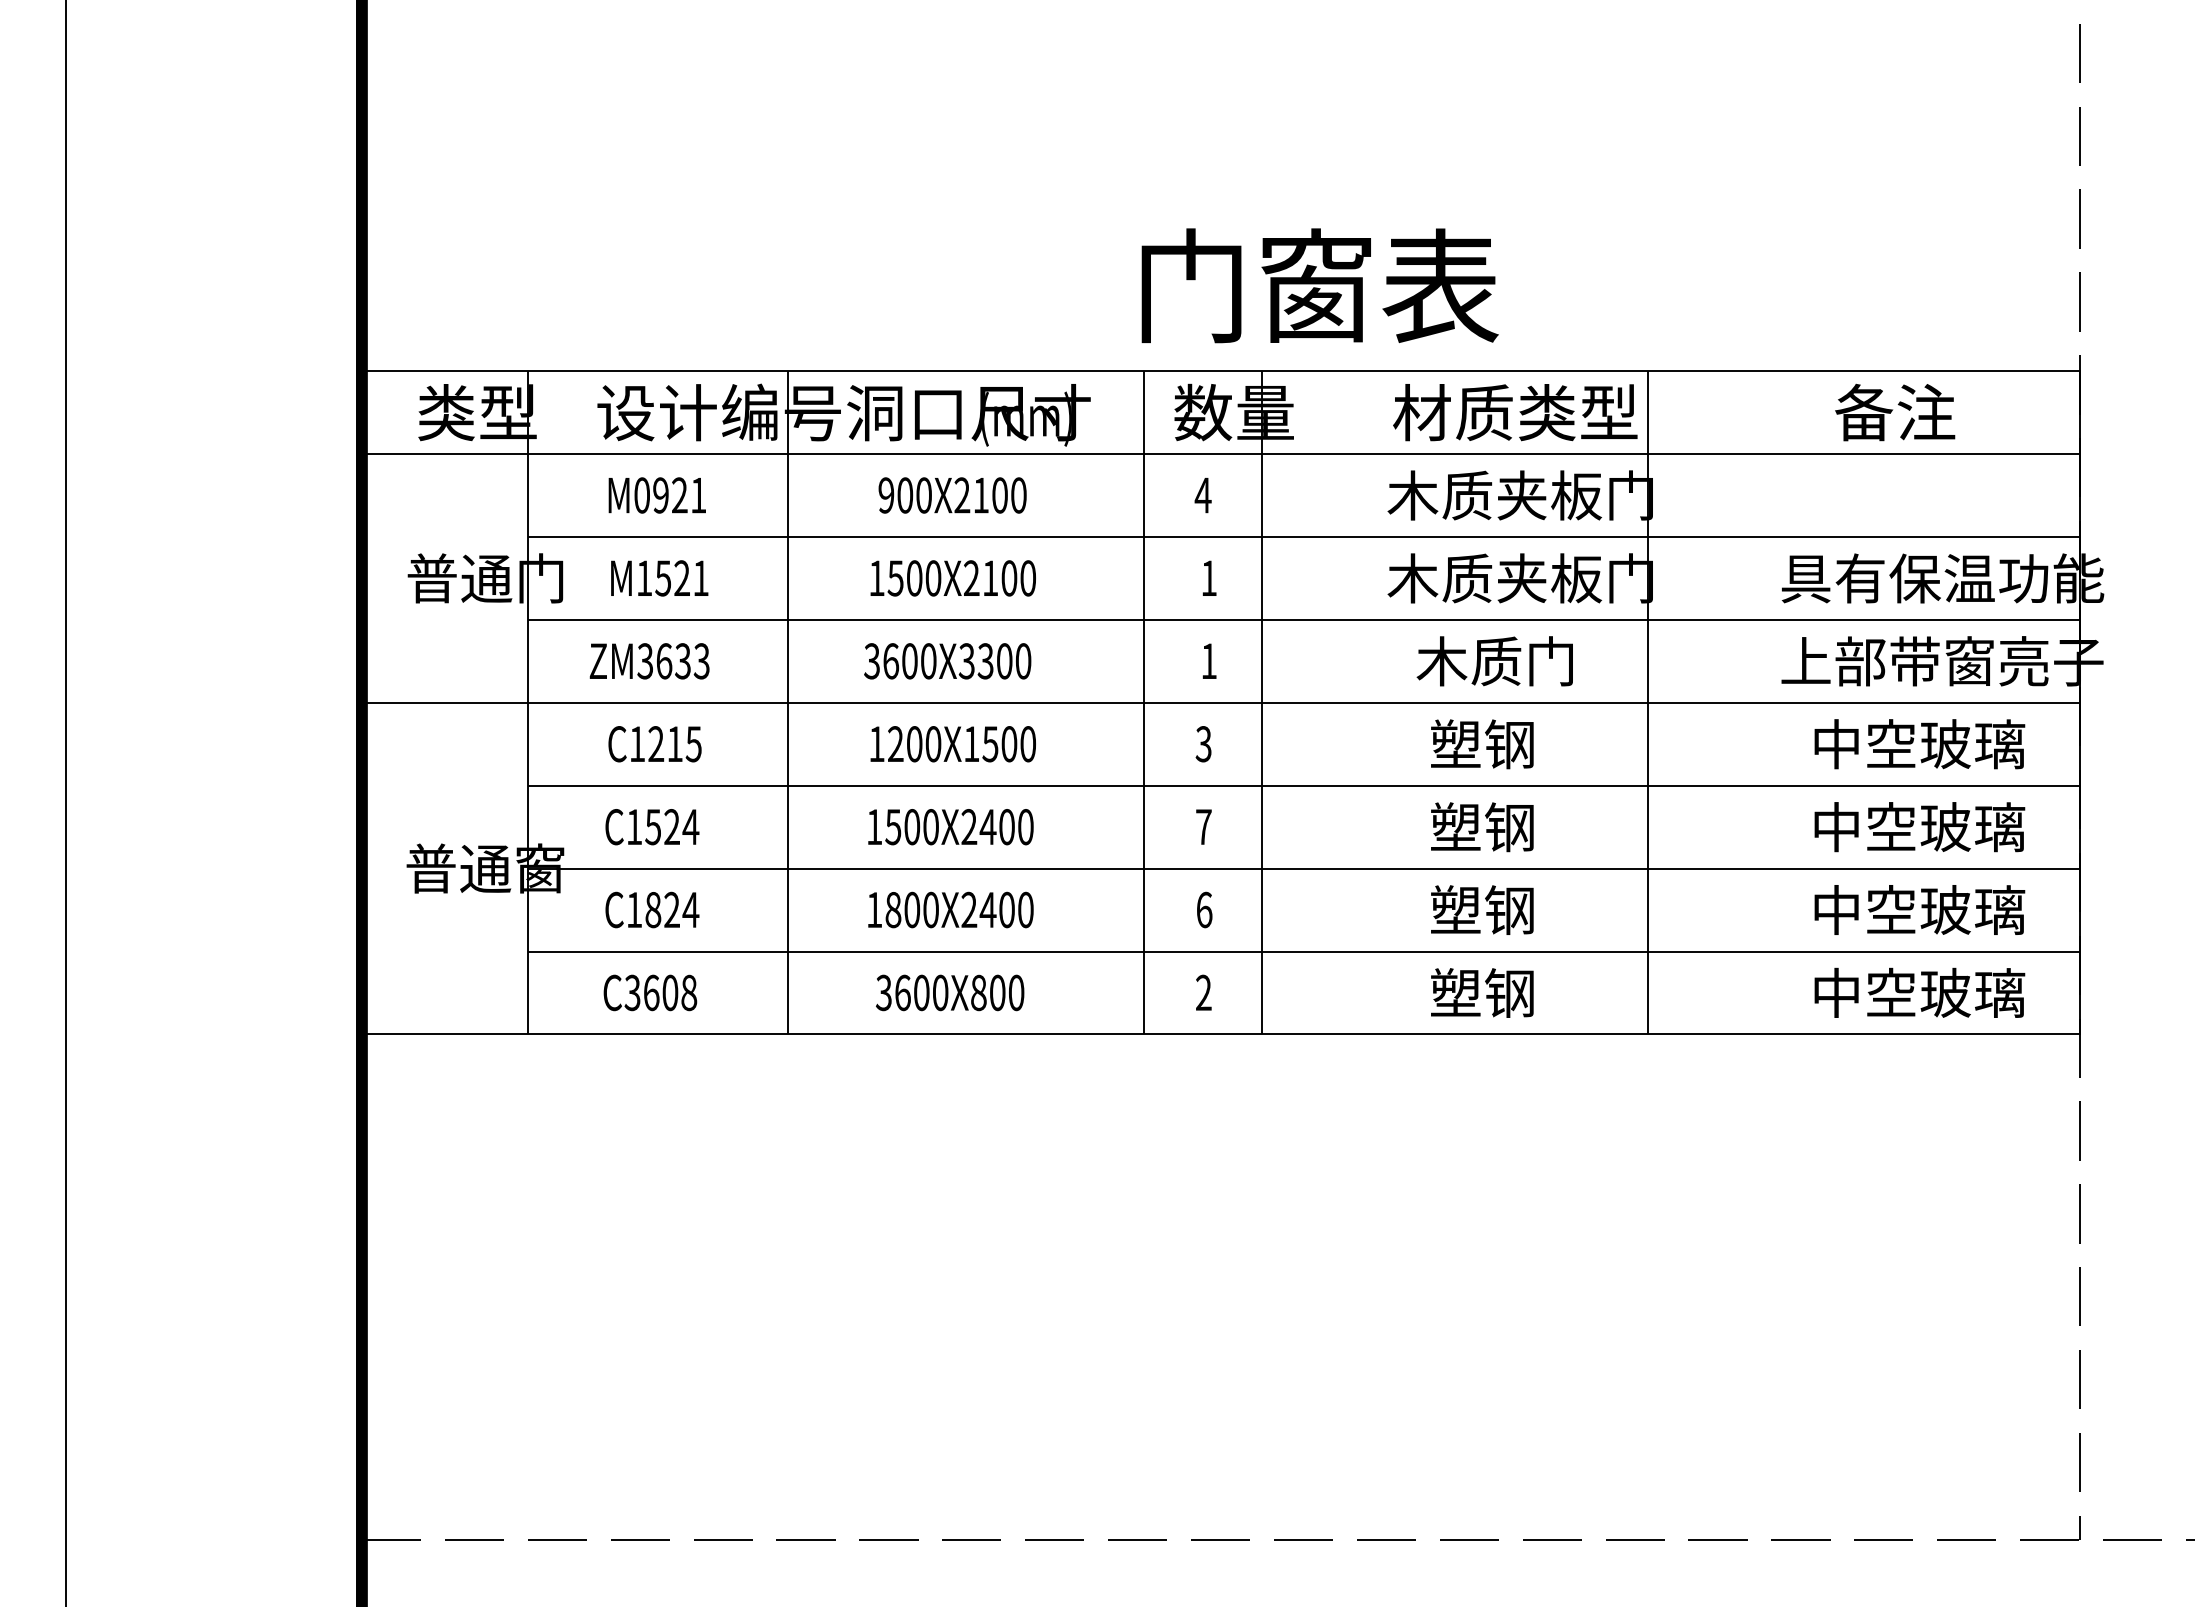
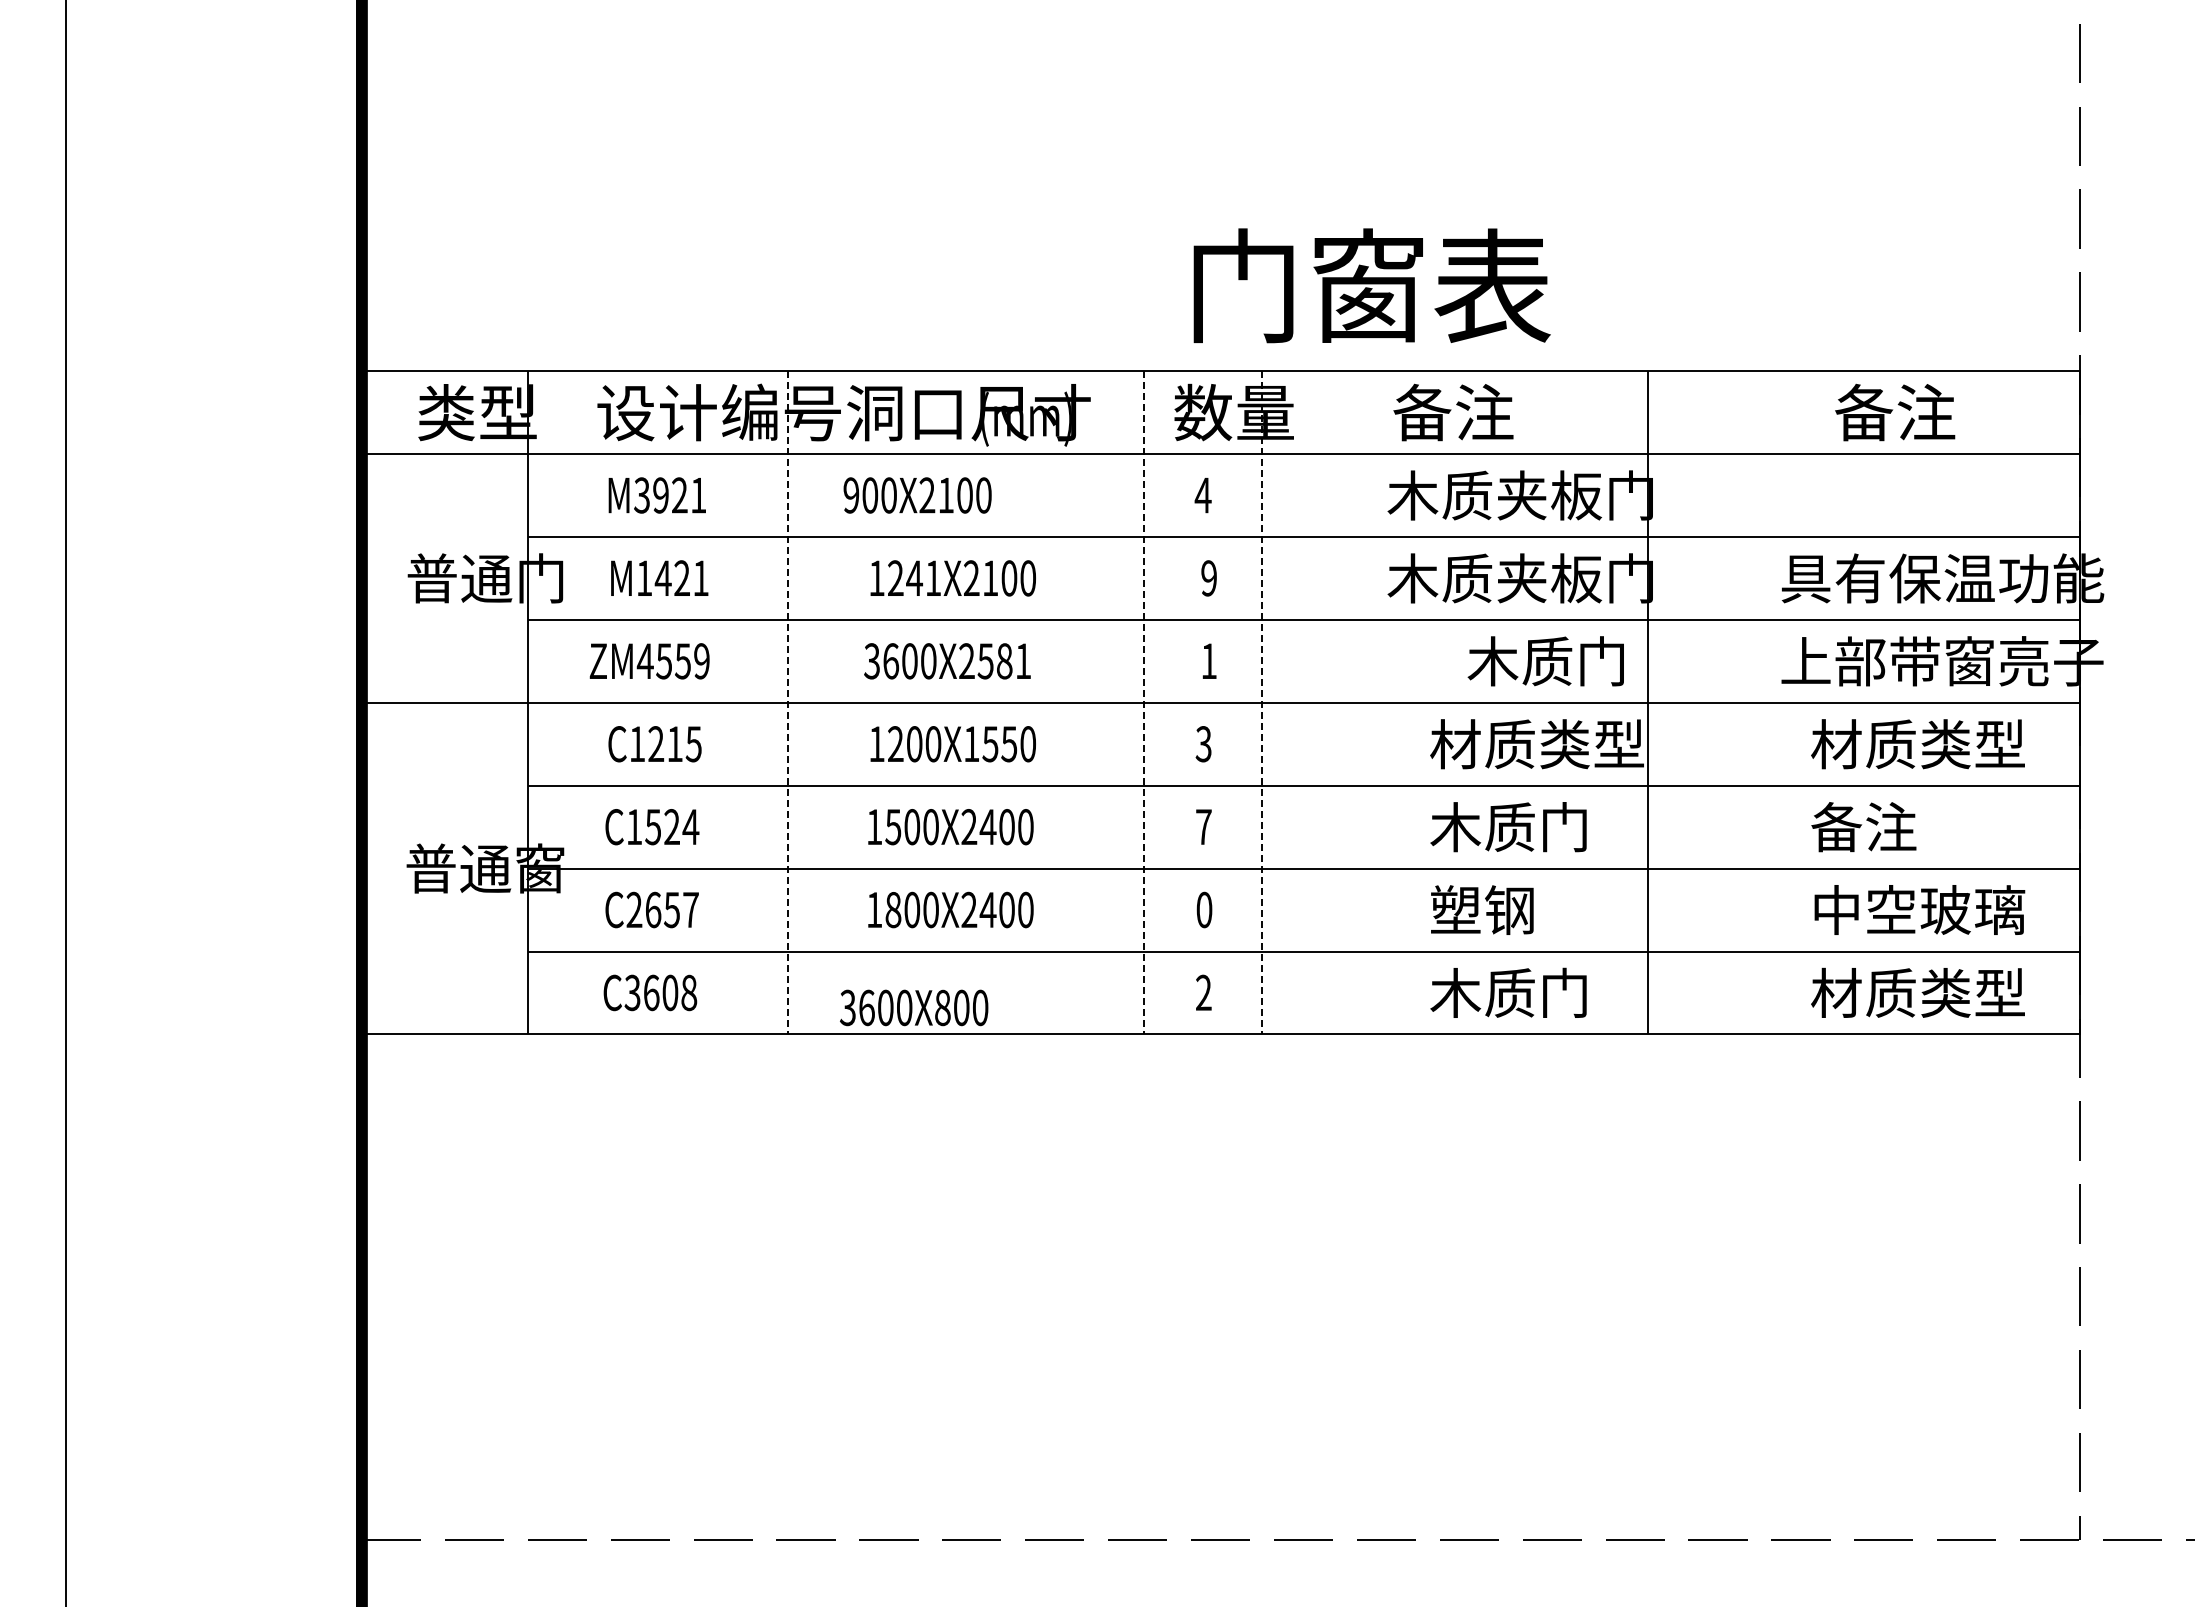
text position: (1319, 285) -> (1371, 285) (1371, 285)
text: 材质类型 -> 备注 (1515, 412)
text: M0921 -> M3921 (641, 495)
text position: (952, 495) -> (917, 495) (917, 495)
text: M1521 -> M1421 (662, 578)
text: 1500X2100 -> 1241X2100 (914, 578)
text: 1 -> 9 (1208, 578)
text: ZM3633 -> ZM4559 (672, 661)
text: 3600X3300 -> 3600X2581 (994, 661)
text position: (1494, 661) -> (1545, 661) (1545, 661)
line: solid -> dashed (788, 702)
line: solid -> dashed (1143, 702)
line: solid -> dashed (1262, 702)
text: 1200X1500 -> 1200X1550 (1009, 744)
text: 塑钢 -> 材质类型 (1536, 744)
text: 中空玻璃 -> 材质类型 (1918, 744)
text: 塑钢 -> 木质门 (1508, 827)
text: 中空玻璃 -> 备注 (1918, 827)
text: C1824 -> C2657 (662, 909)
text: 6 -> 0 (1204, 909)
text position: (950, 992) -> (914, 1007) (914, 1007)
text: 塑钢 -> 木质门 (1508, 992)
text: 中空玻璃 -> 材质类型 (1918, 992)
